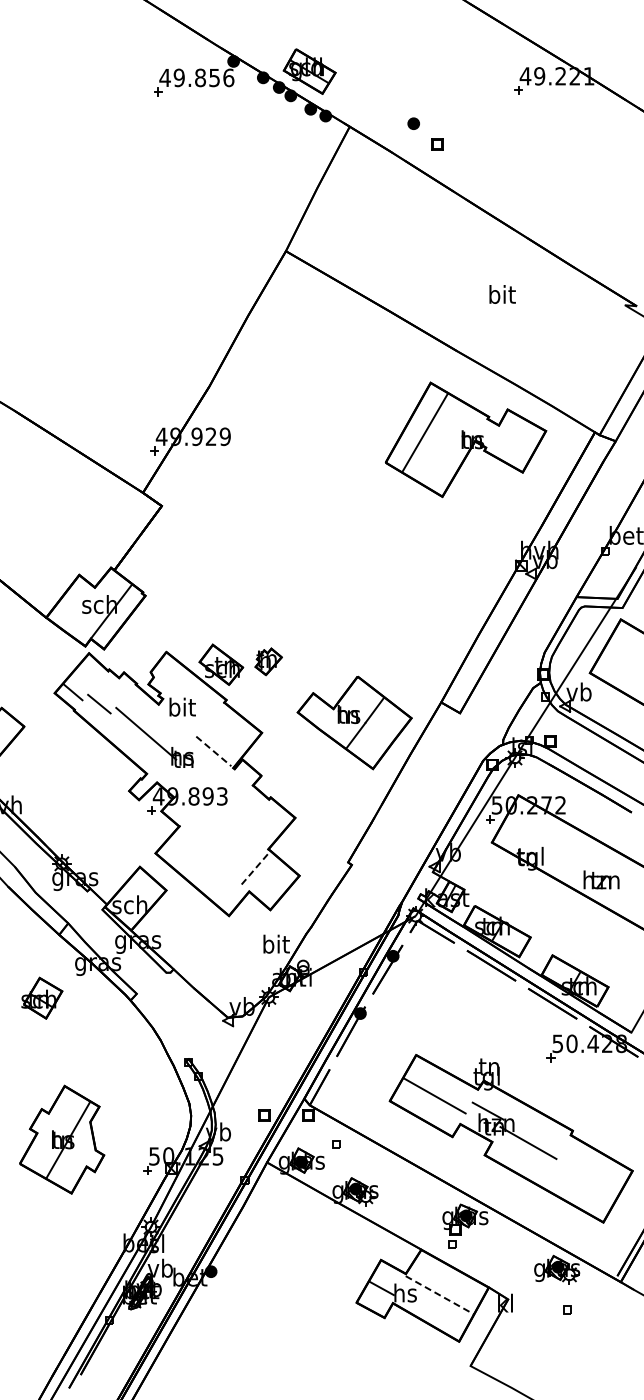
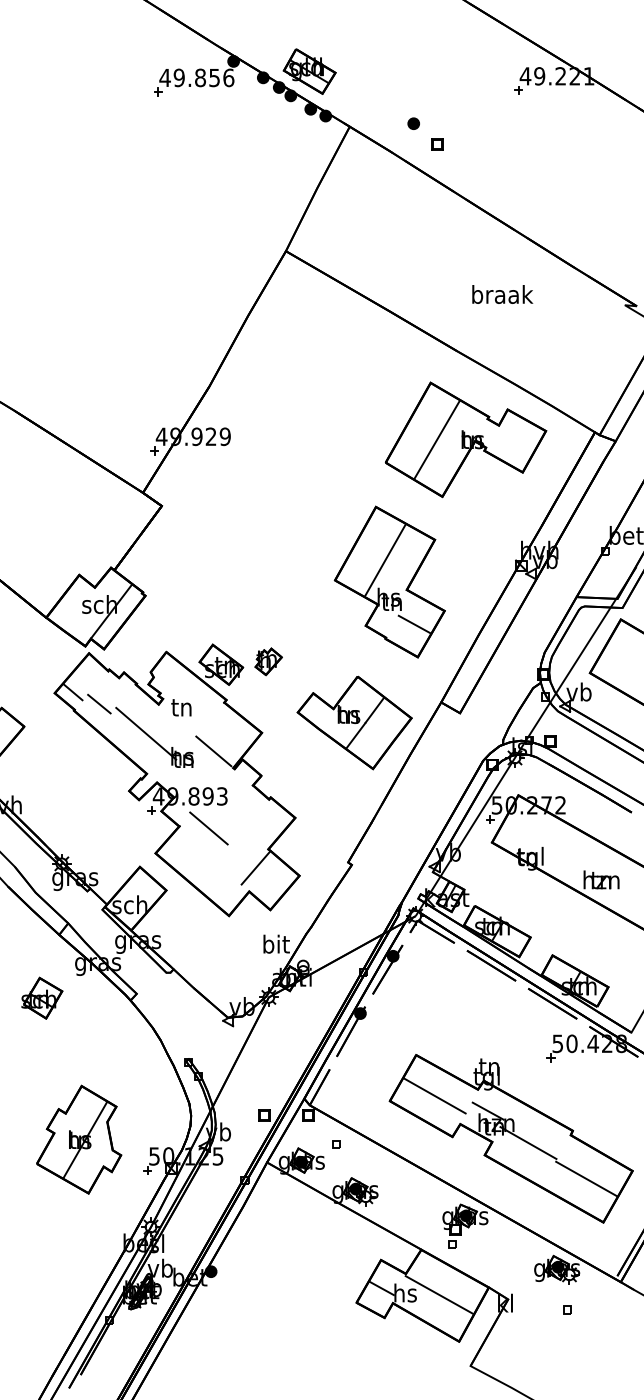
text: bit -> braak (502, 294)
line position: (424, 432) -> (436, 439) (436, 439)
part: none -> present (389, 581)
text: bit -> tn (182, 706)
line: dashed -> solid (213, 751)
line: none -> present (208, 828)
line: dashed -> solid (255, 867)
part position: (62, 1139) -> (79, 1139) (79, 1139)
line: none -> present (586, 1178)
line: dashed -> solid (439, 1295)
